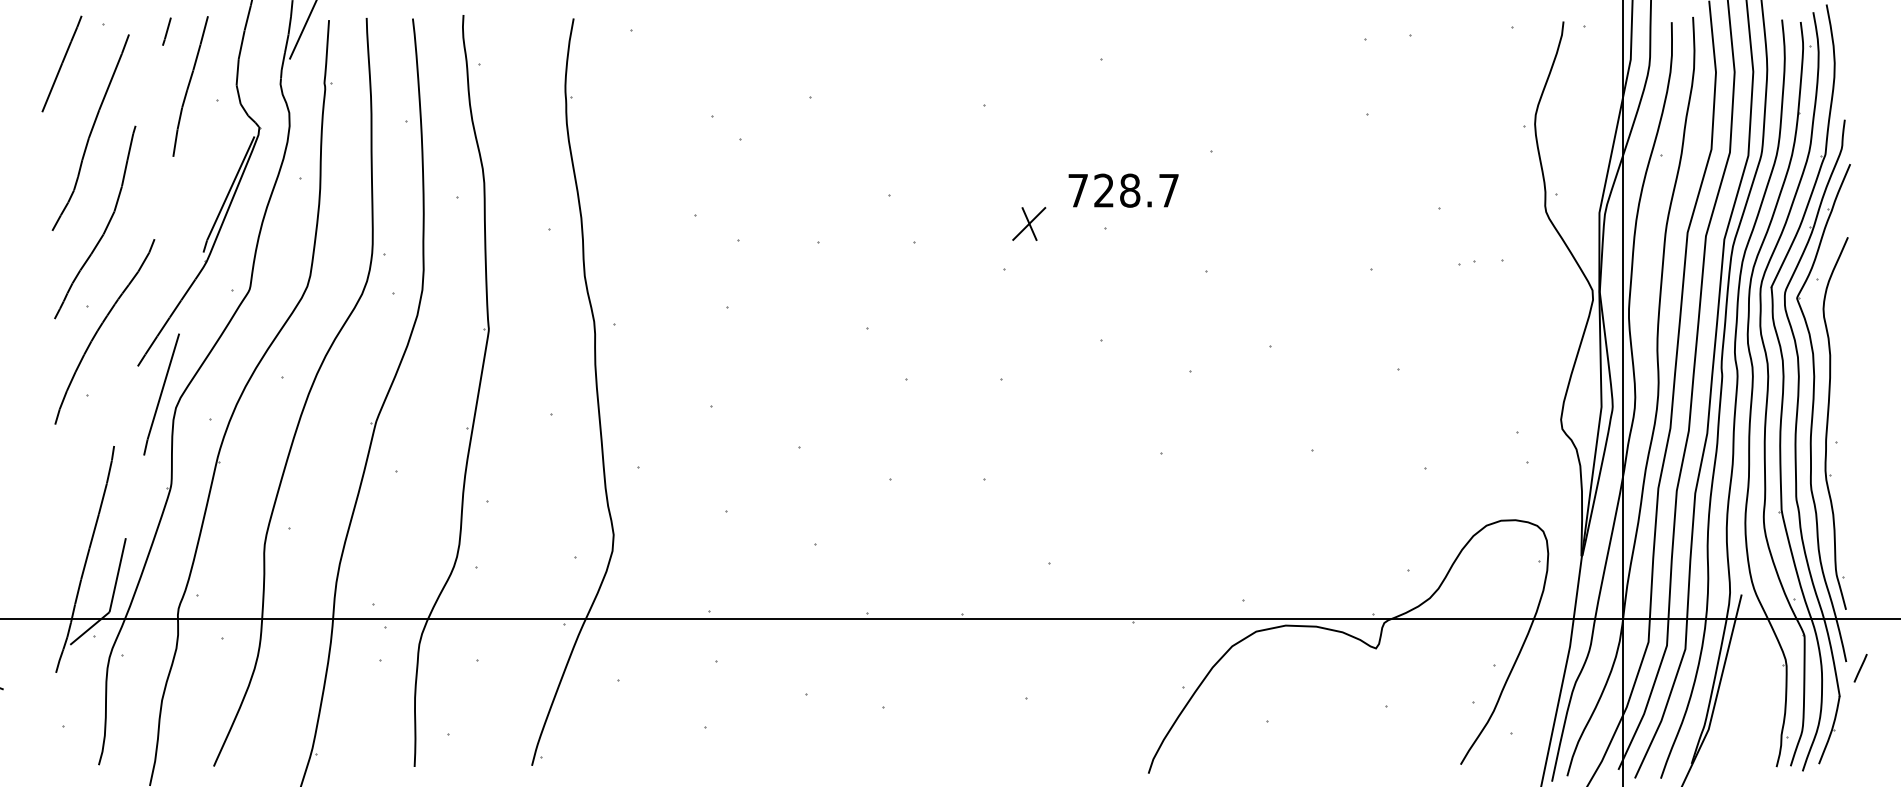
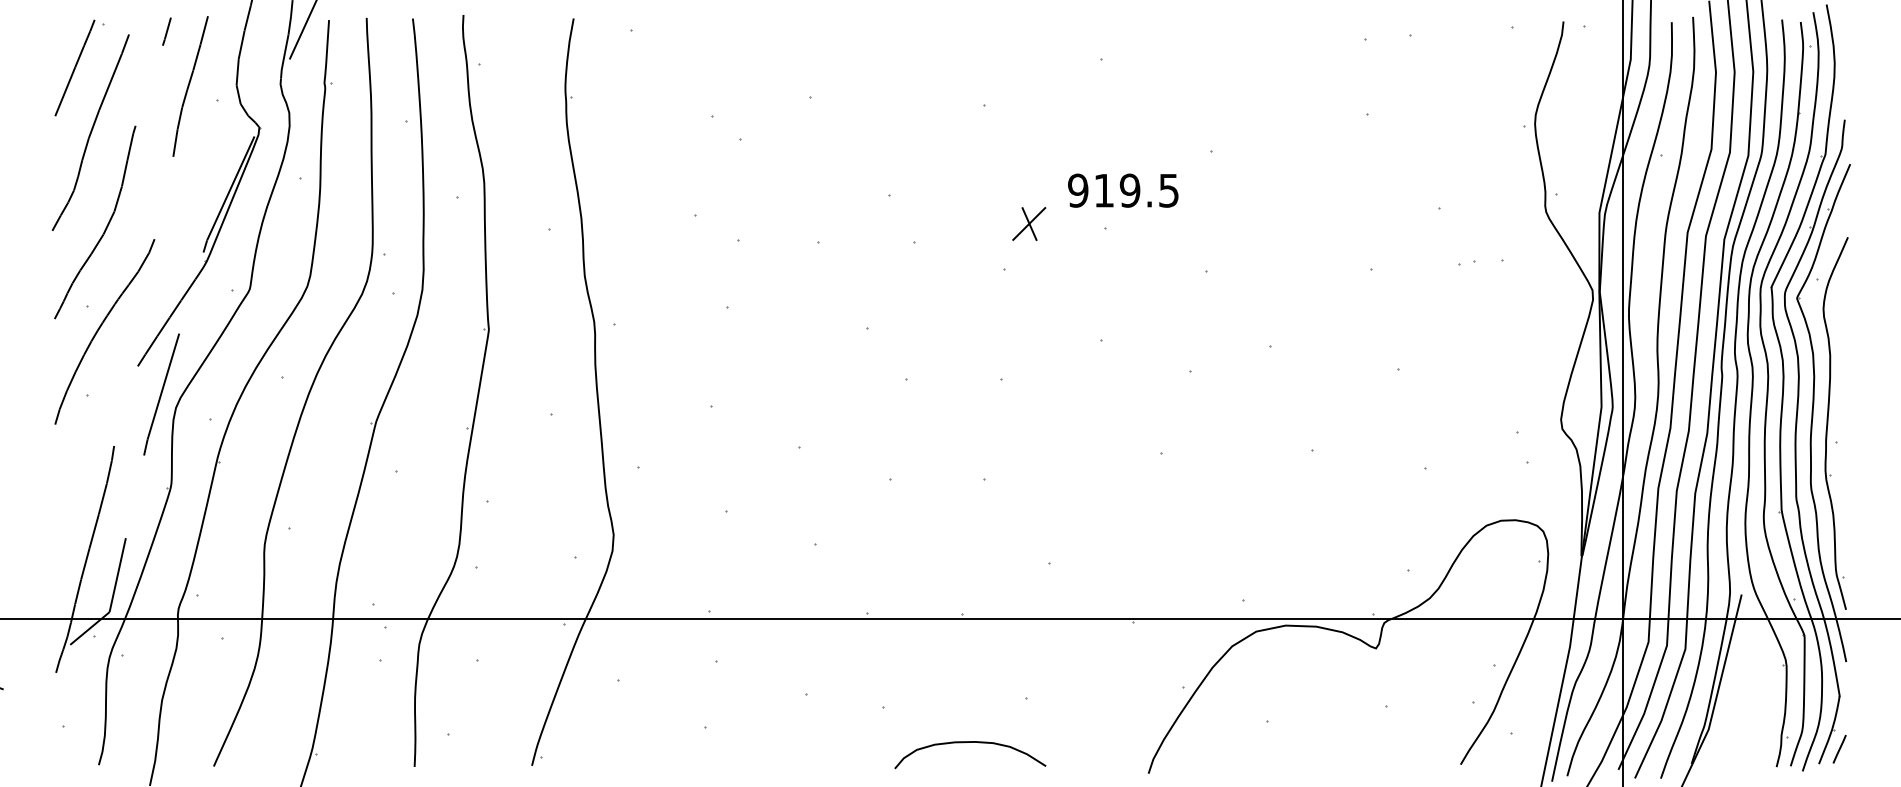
line position: (61, 63) -> (74, 67) (74, 67)
text: 728.7 -> 919.5 (1123, 190)
line position: (1860, 667) -> (1839, 748) (1839, 748)
curve: none -> present (970, 742)
